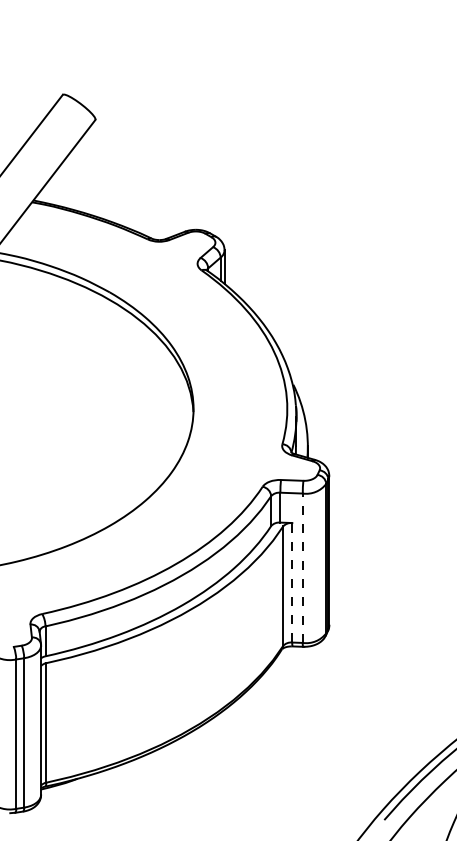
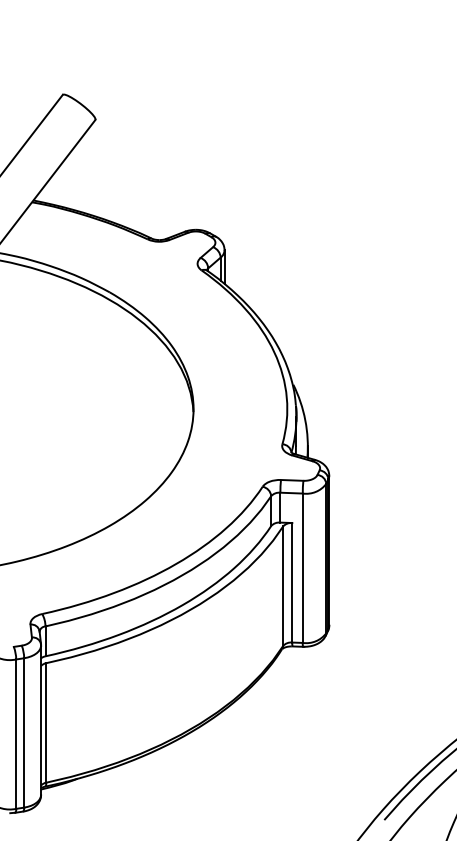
line: dashed -> solid (302, 568)
line: dashed -> solid (292, 582)
